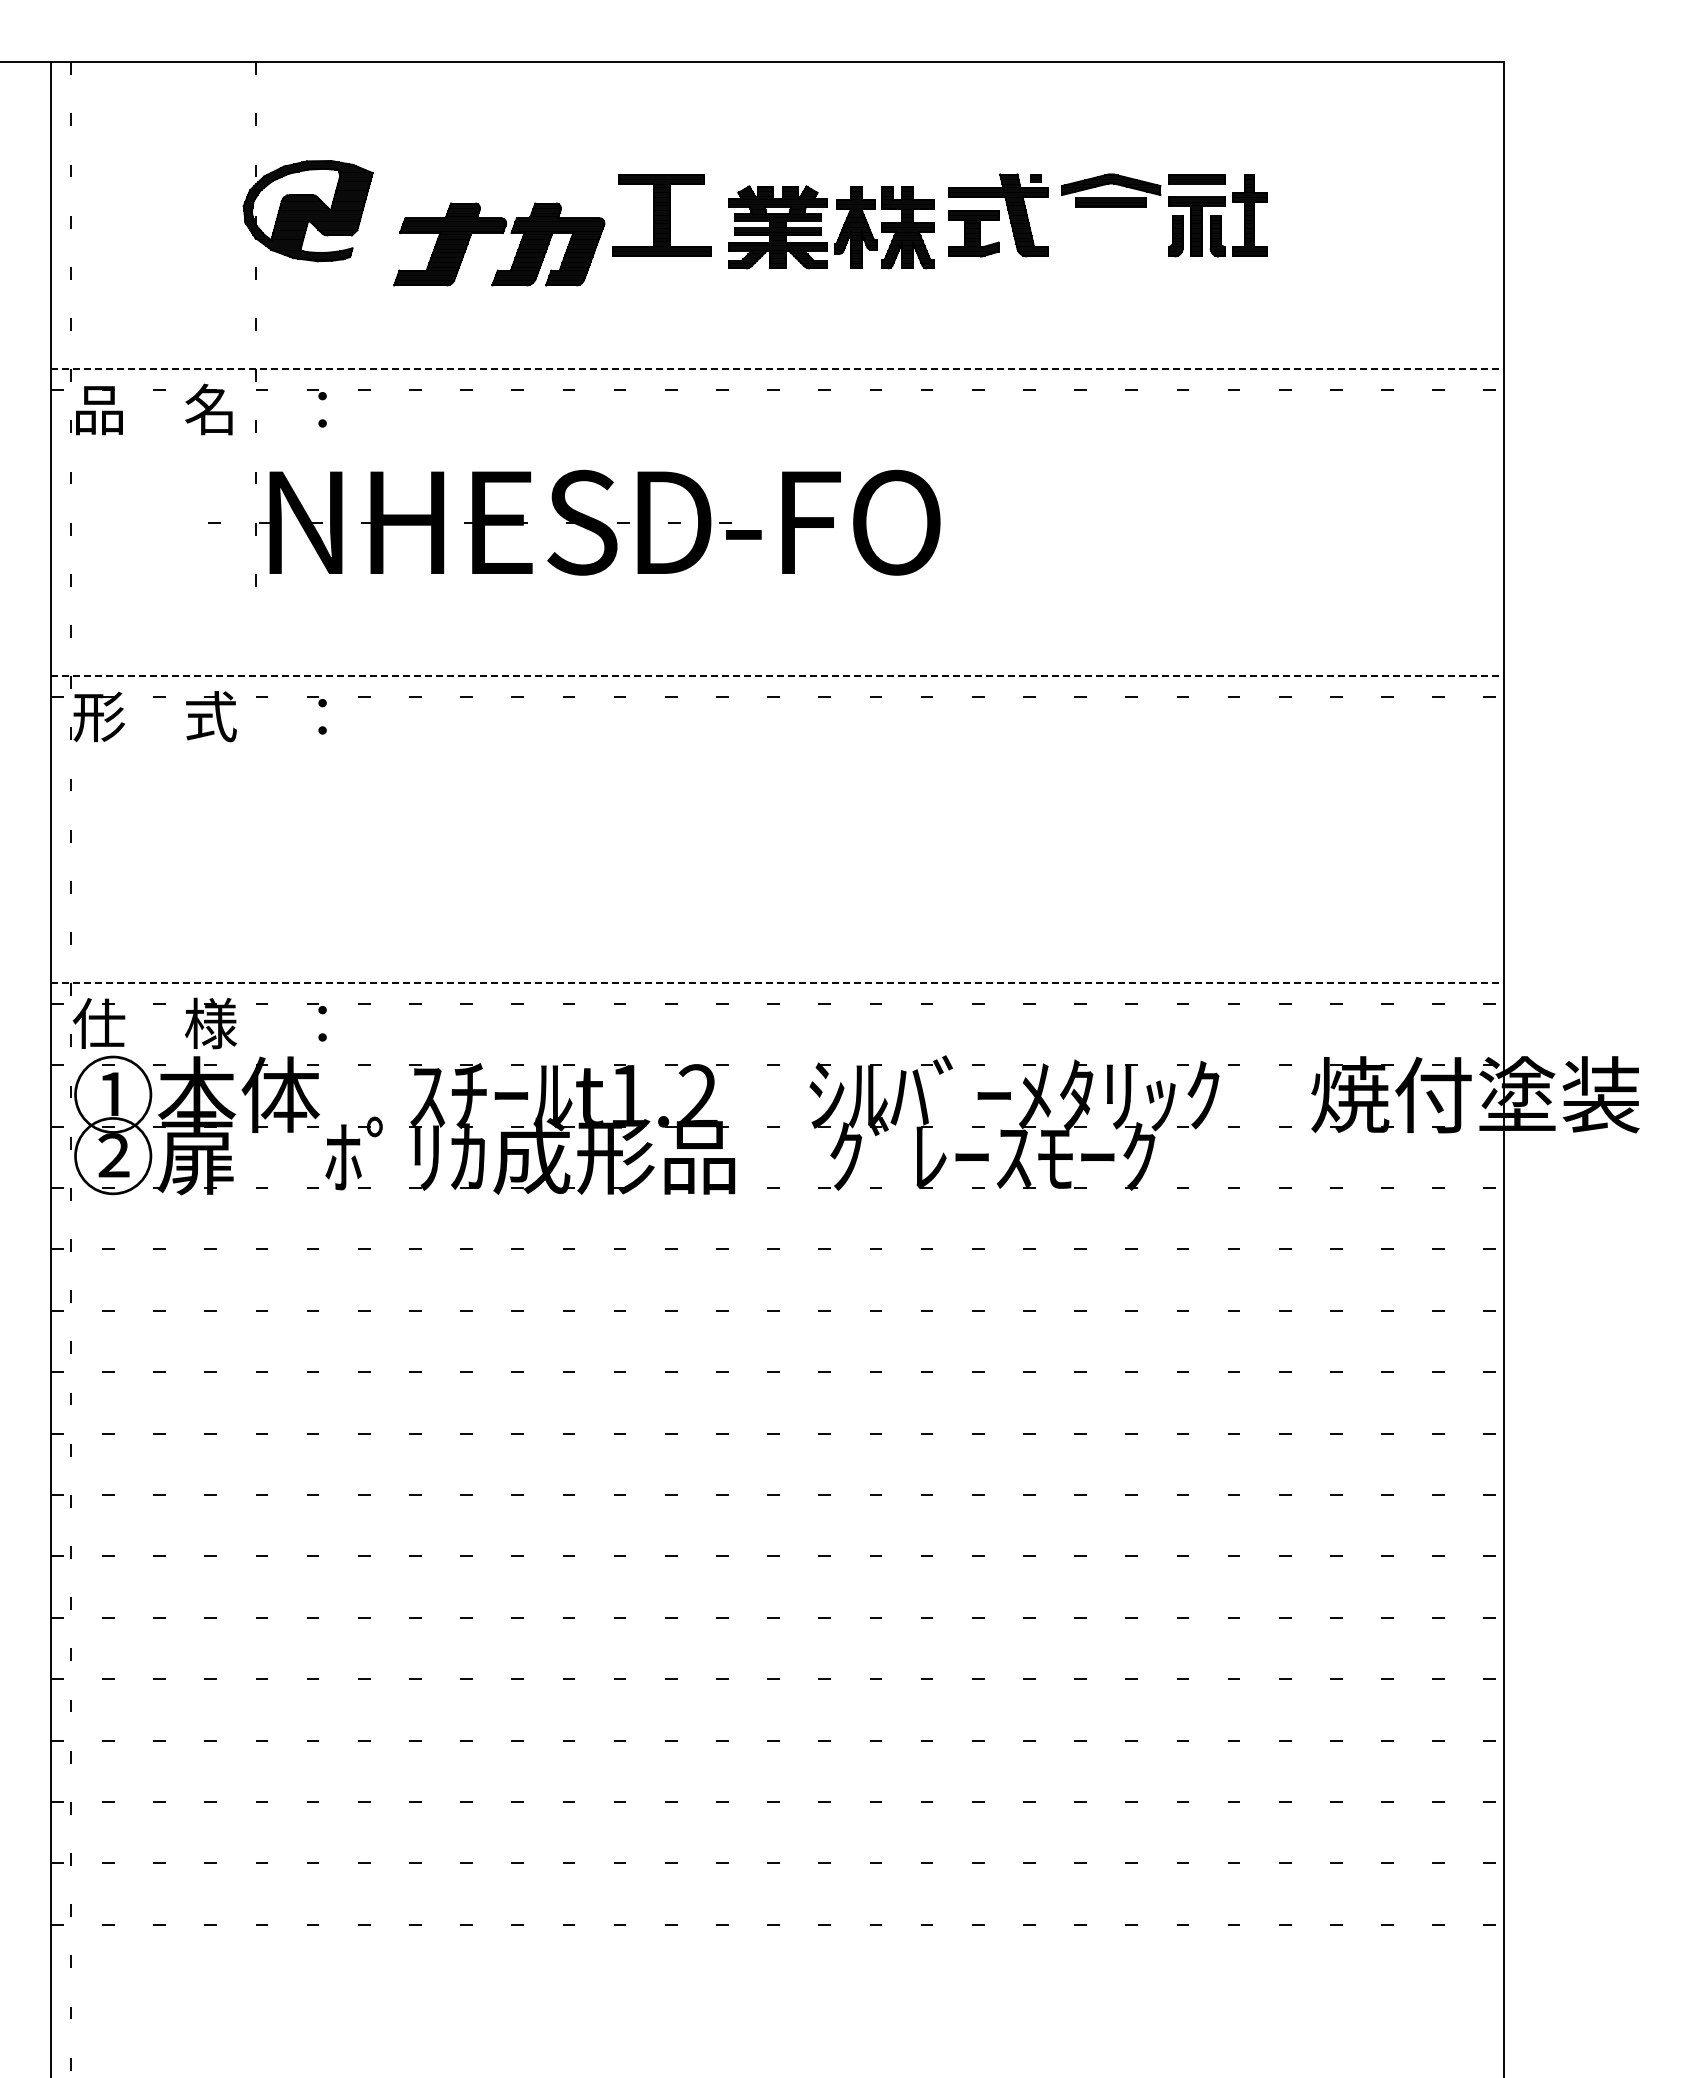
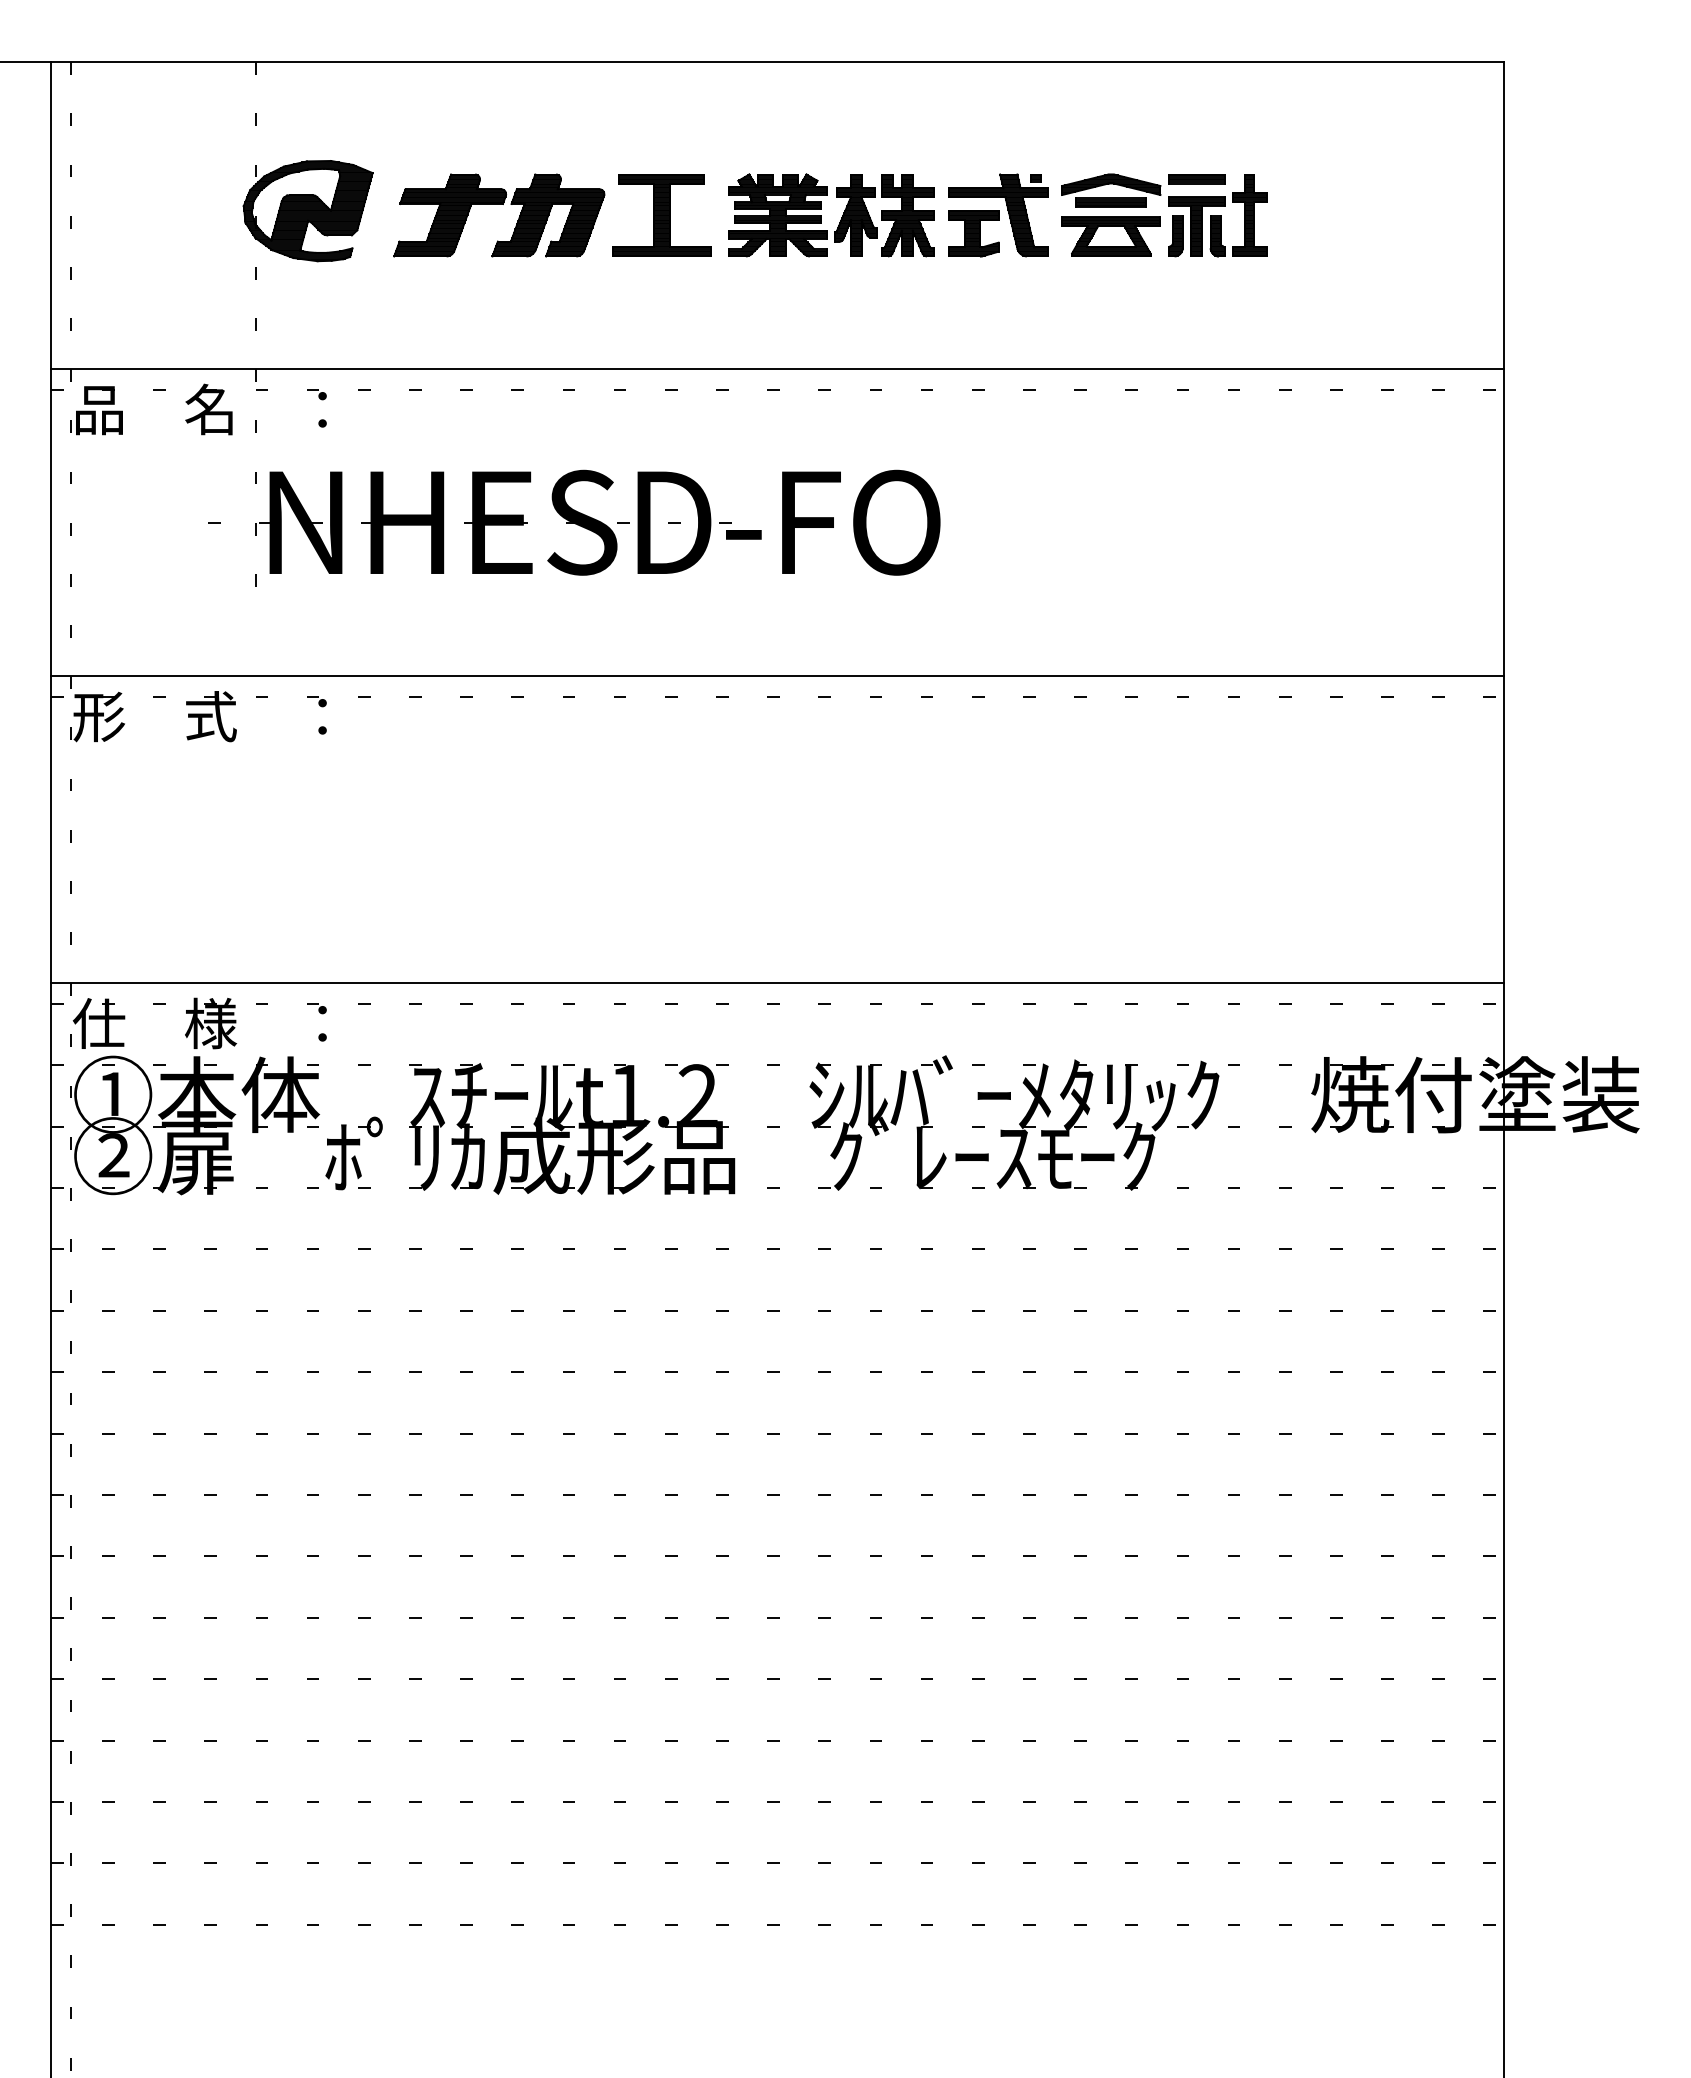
part position: (840, 231) -> (840, 219) (840, 219)
part position: (499, 233) -> (499, 204) (499, 204)
part: none -> present (1110, 236)
line: dashed -> solid (777, 369)
line: dashed -> solid (777, 676)
line: dashed -> solid (777, 983)
